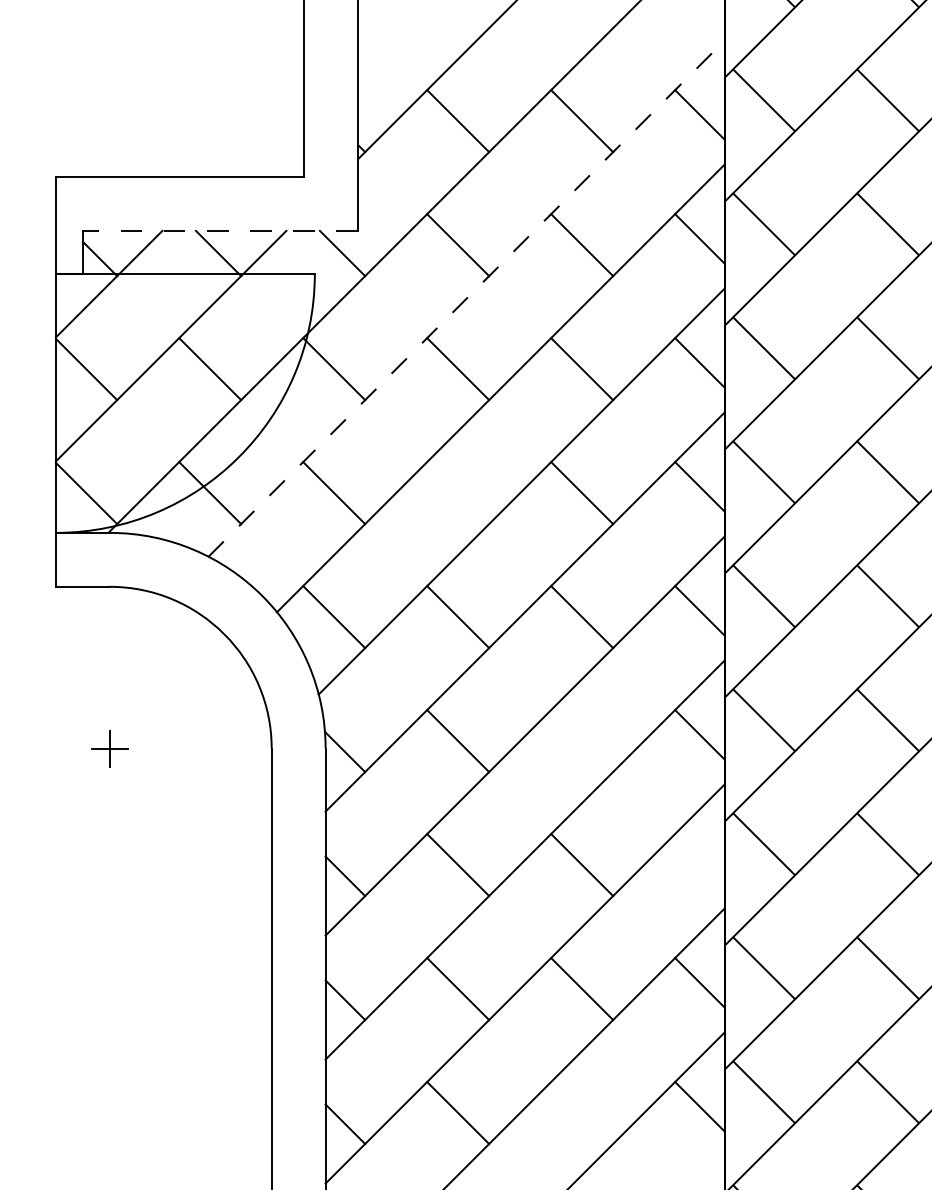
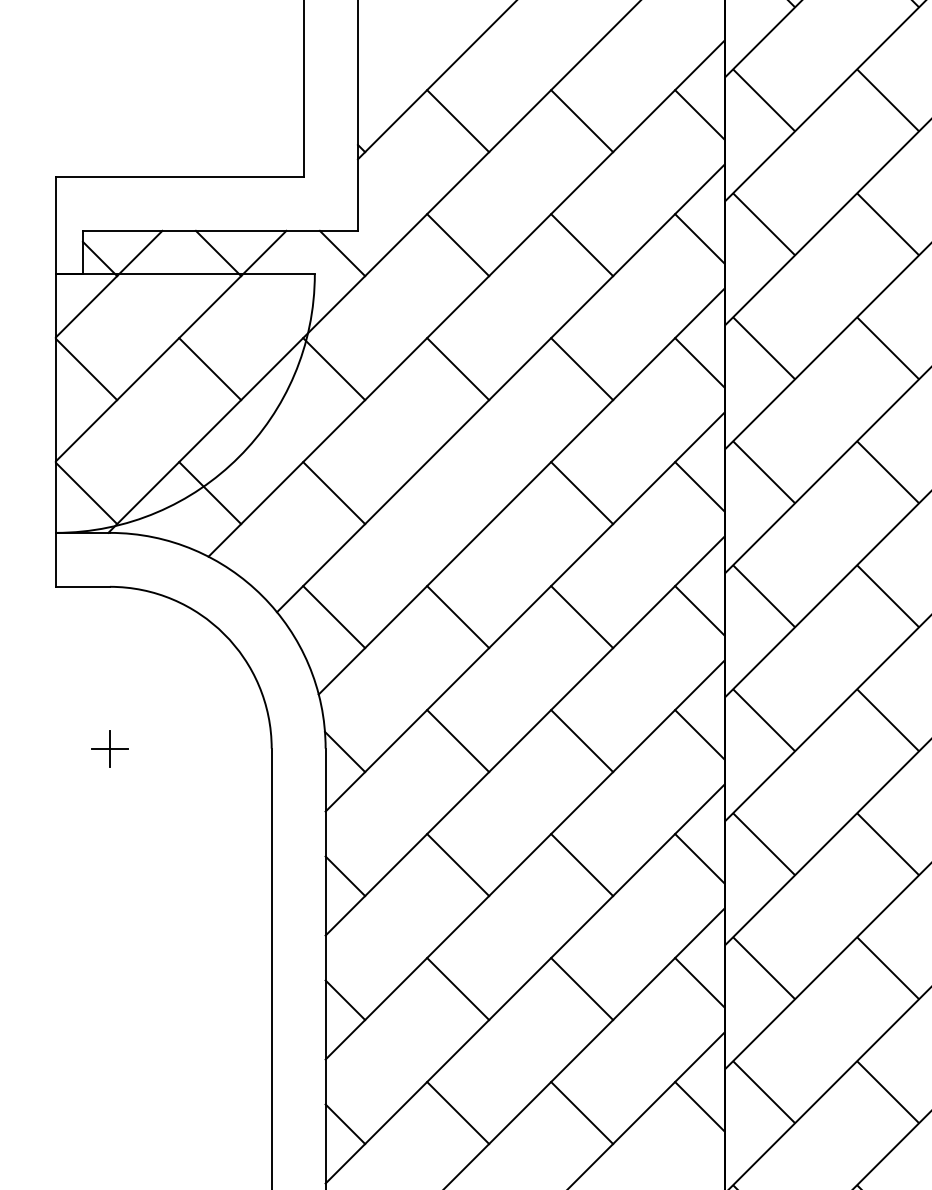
line: dashed -> solid (220, 230)
line: dashed -> solid (466, 298)
line: none -> present (582, 741)
line: none -> present (699, 858)
line: none -> present (582, 1113)
